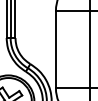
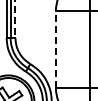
line: solid -> dashed (15, 19)
line: solid -> dashed (55, 49)
